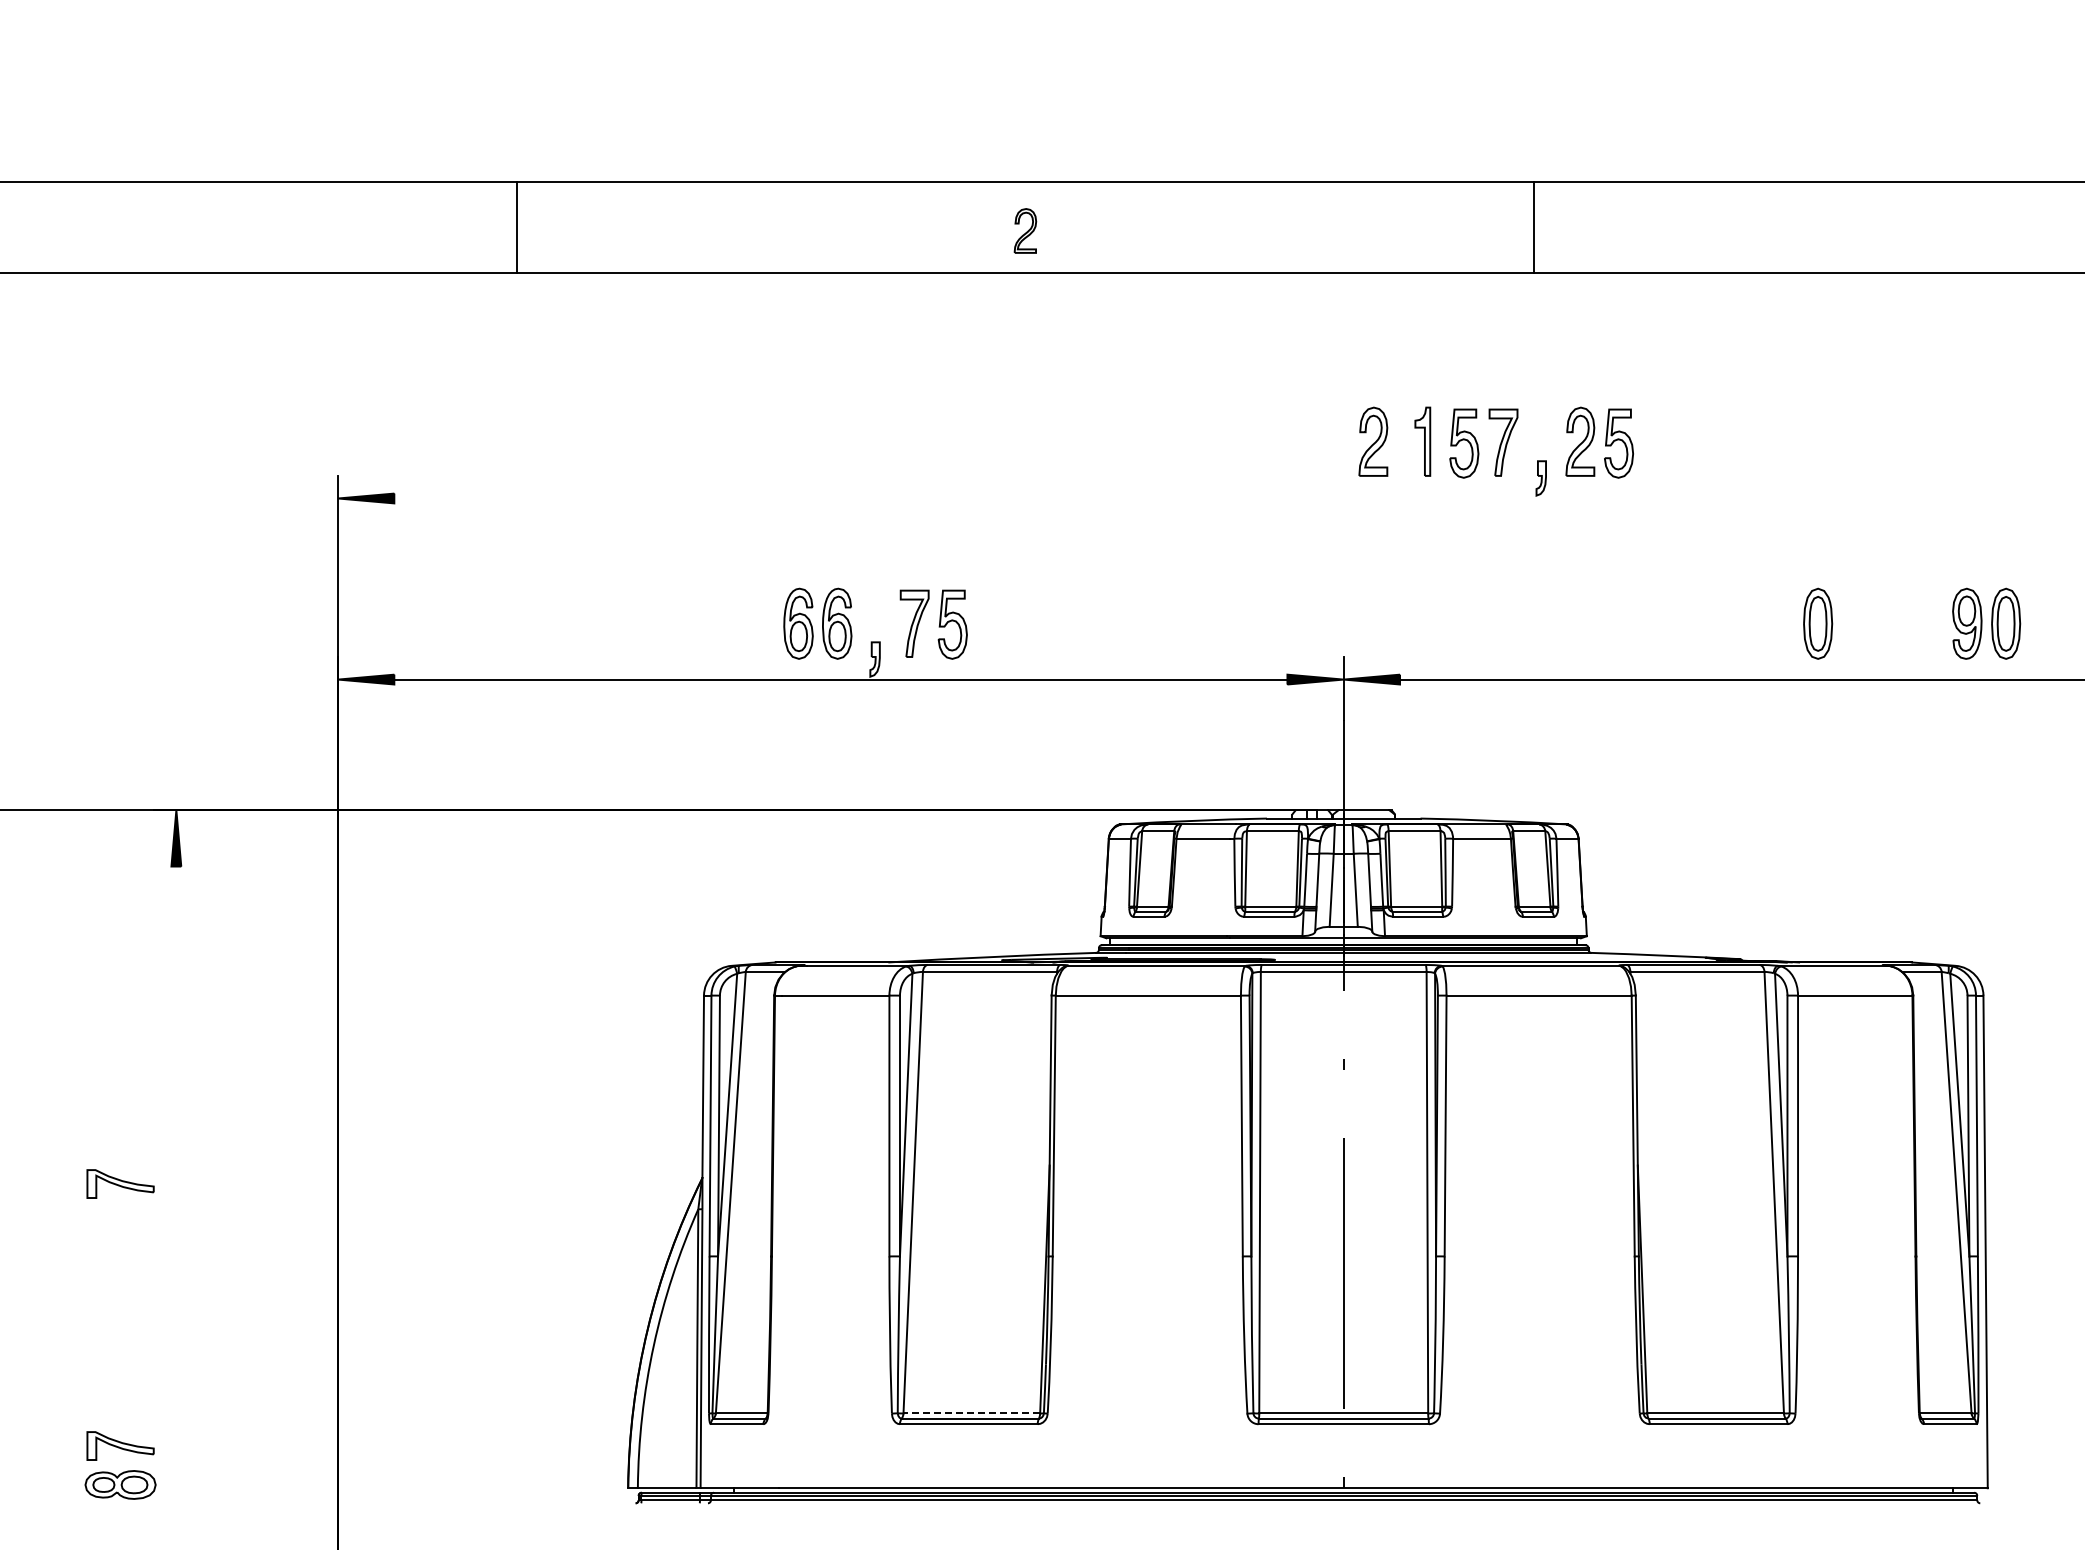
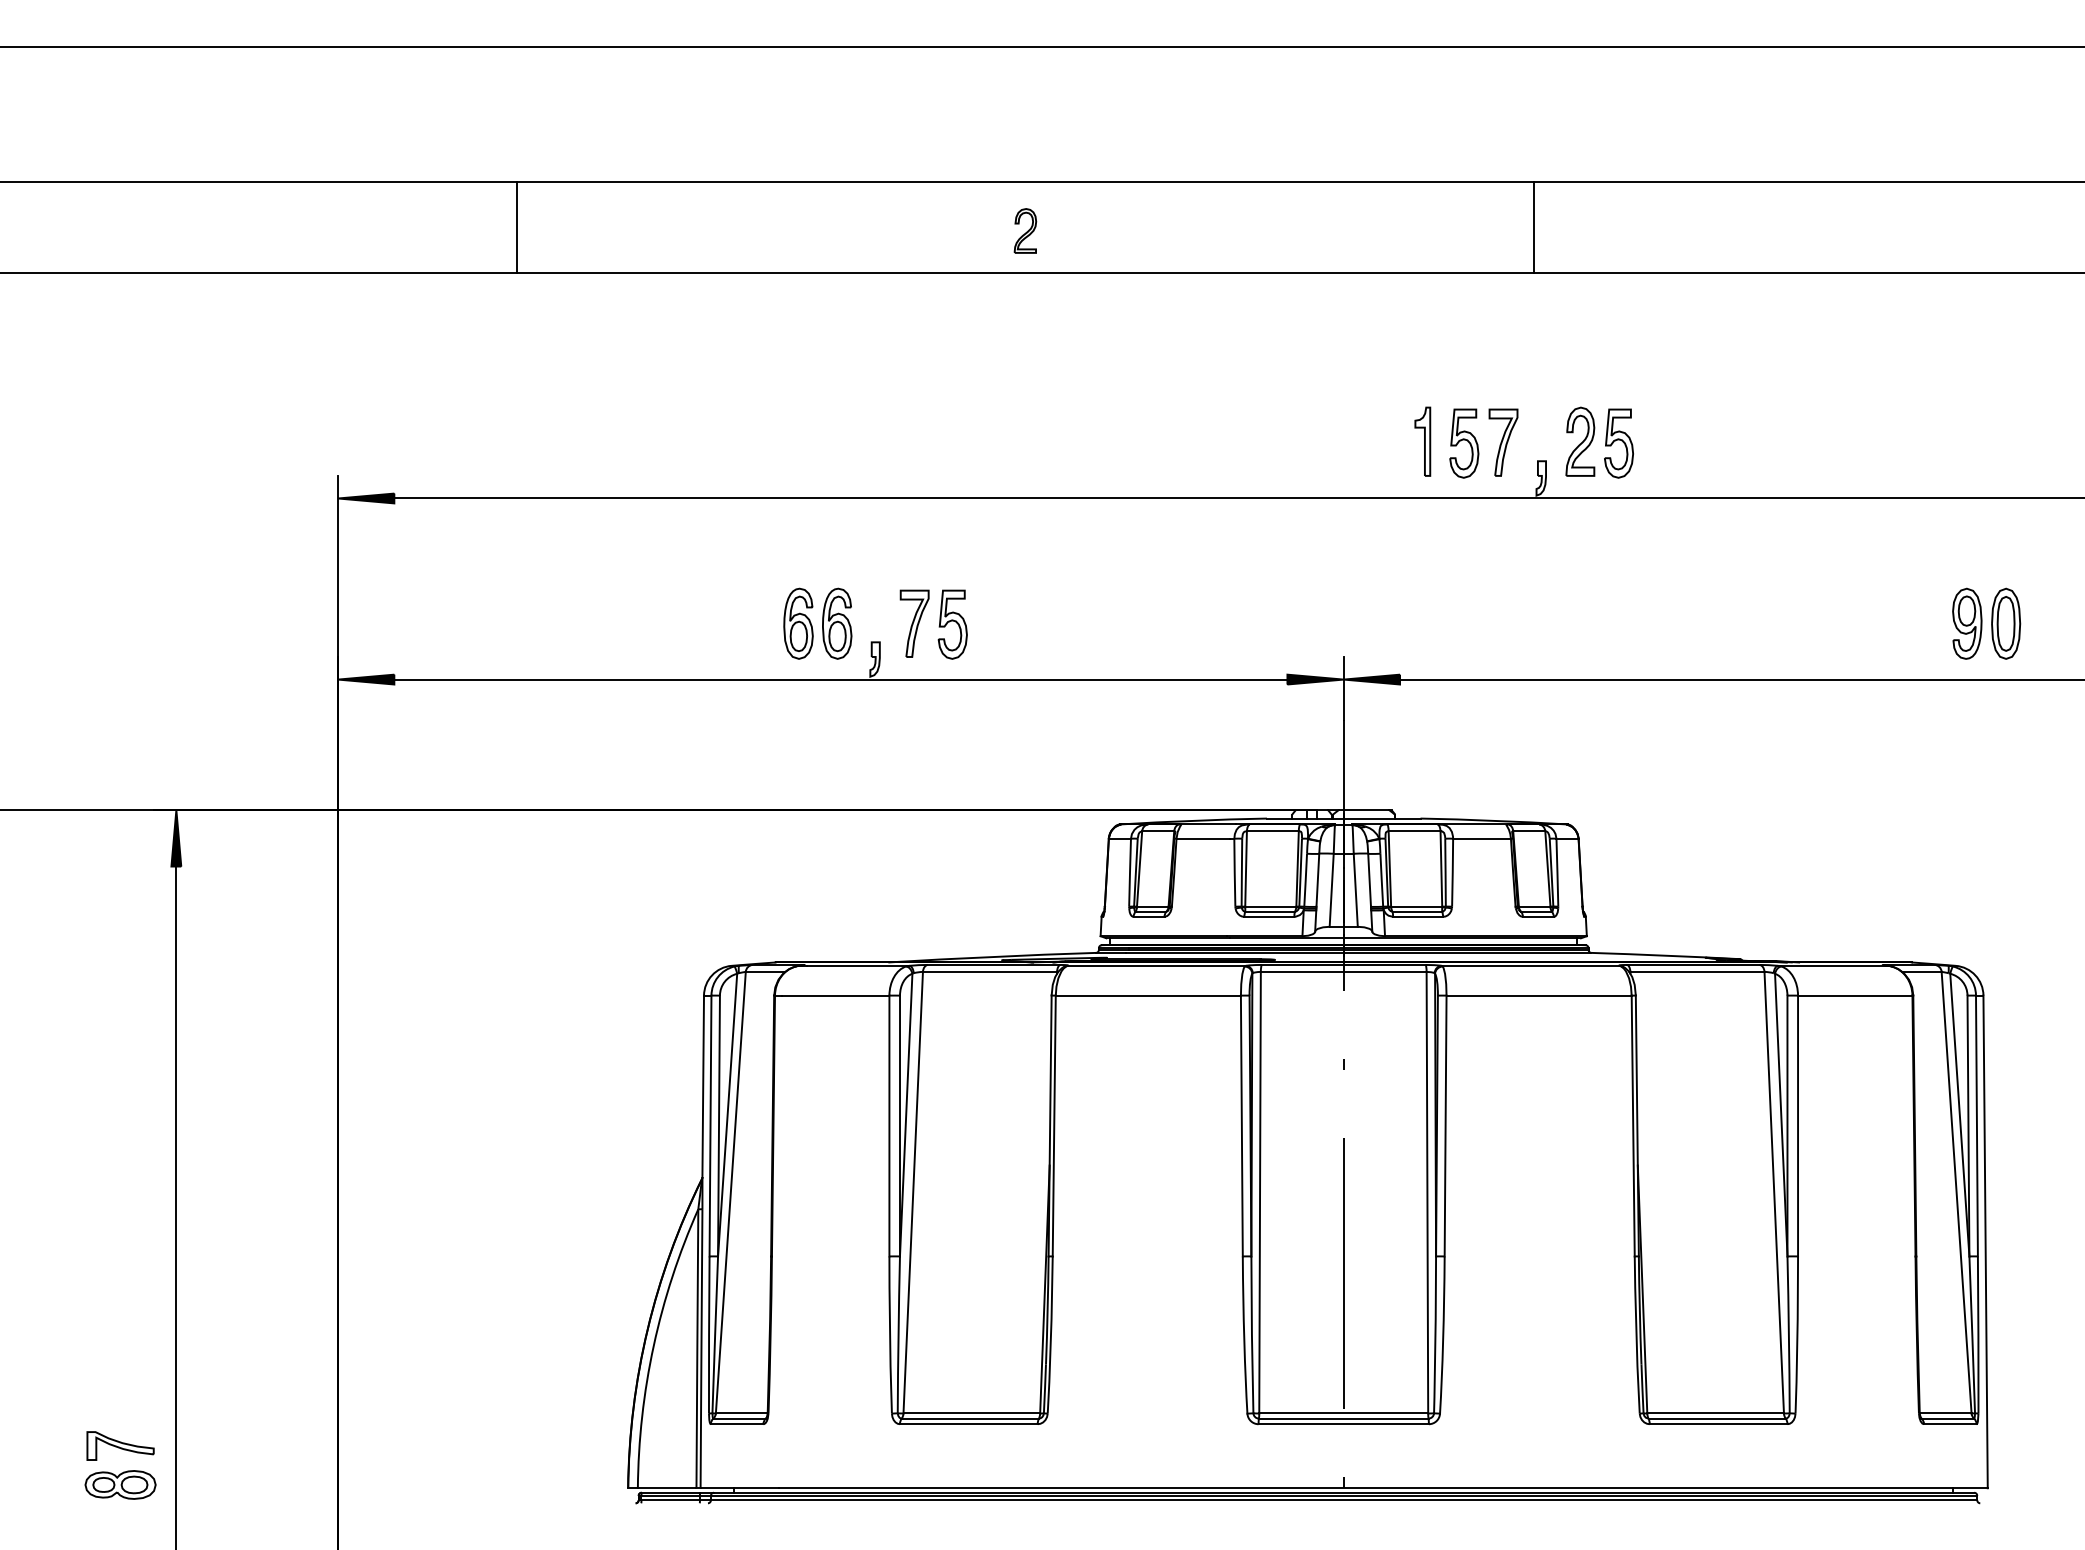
line: none -> present (1041, 46)
part: present -> none (1373, 441)
line: none -> present (1237, 498)
part: present -> none (1818, 623)
part: present -> none (120, 1183)
line: none -> present (176, 1206)
line: dashed -> solid (971, 1413)
